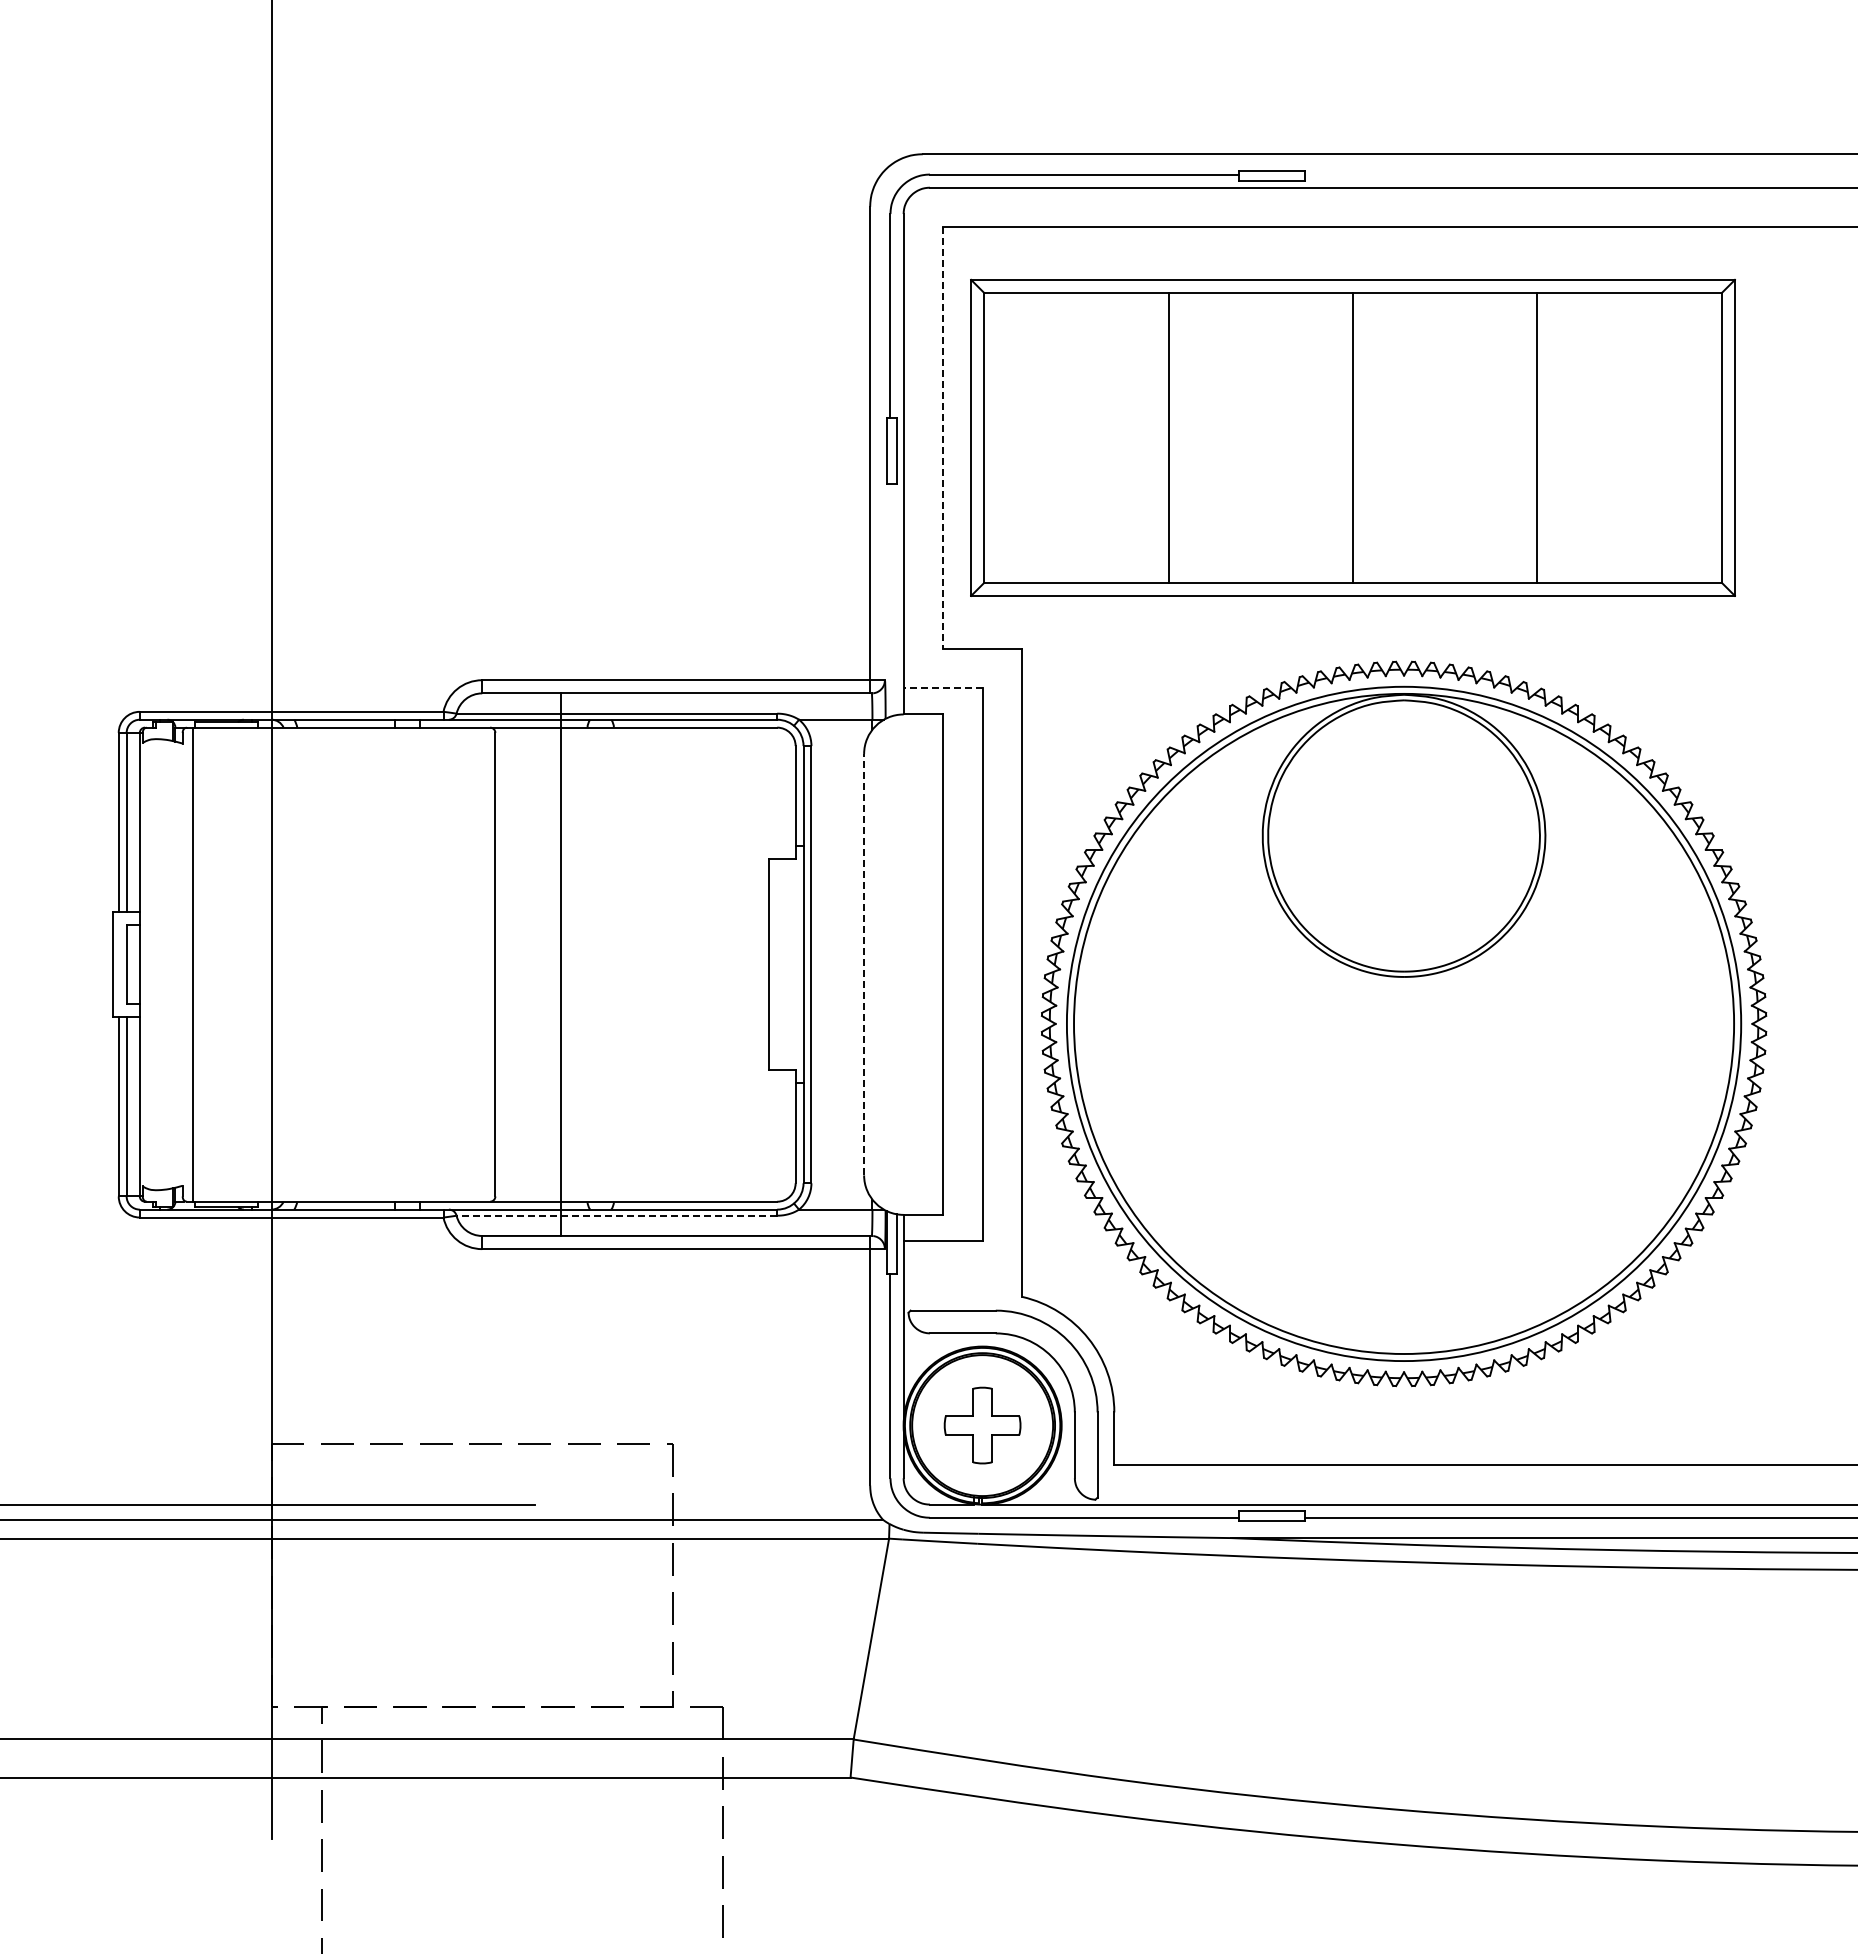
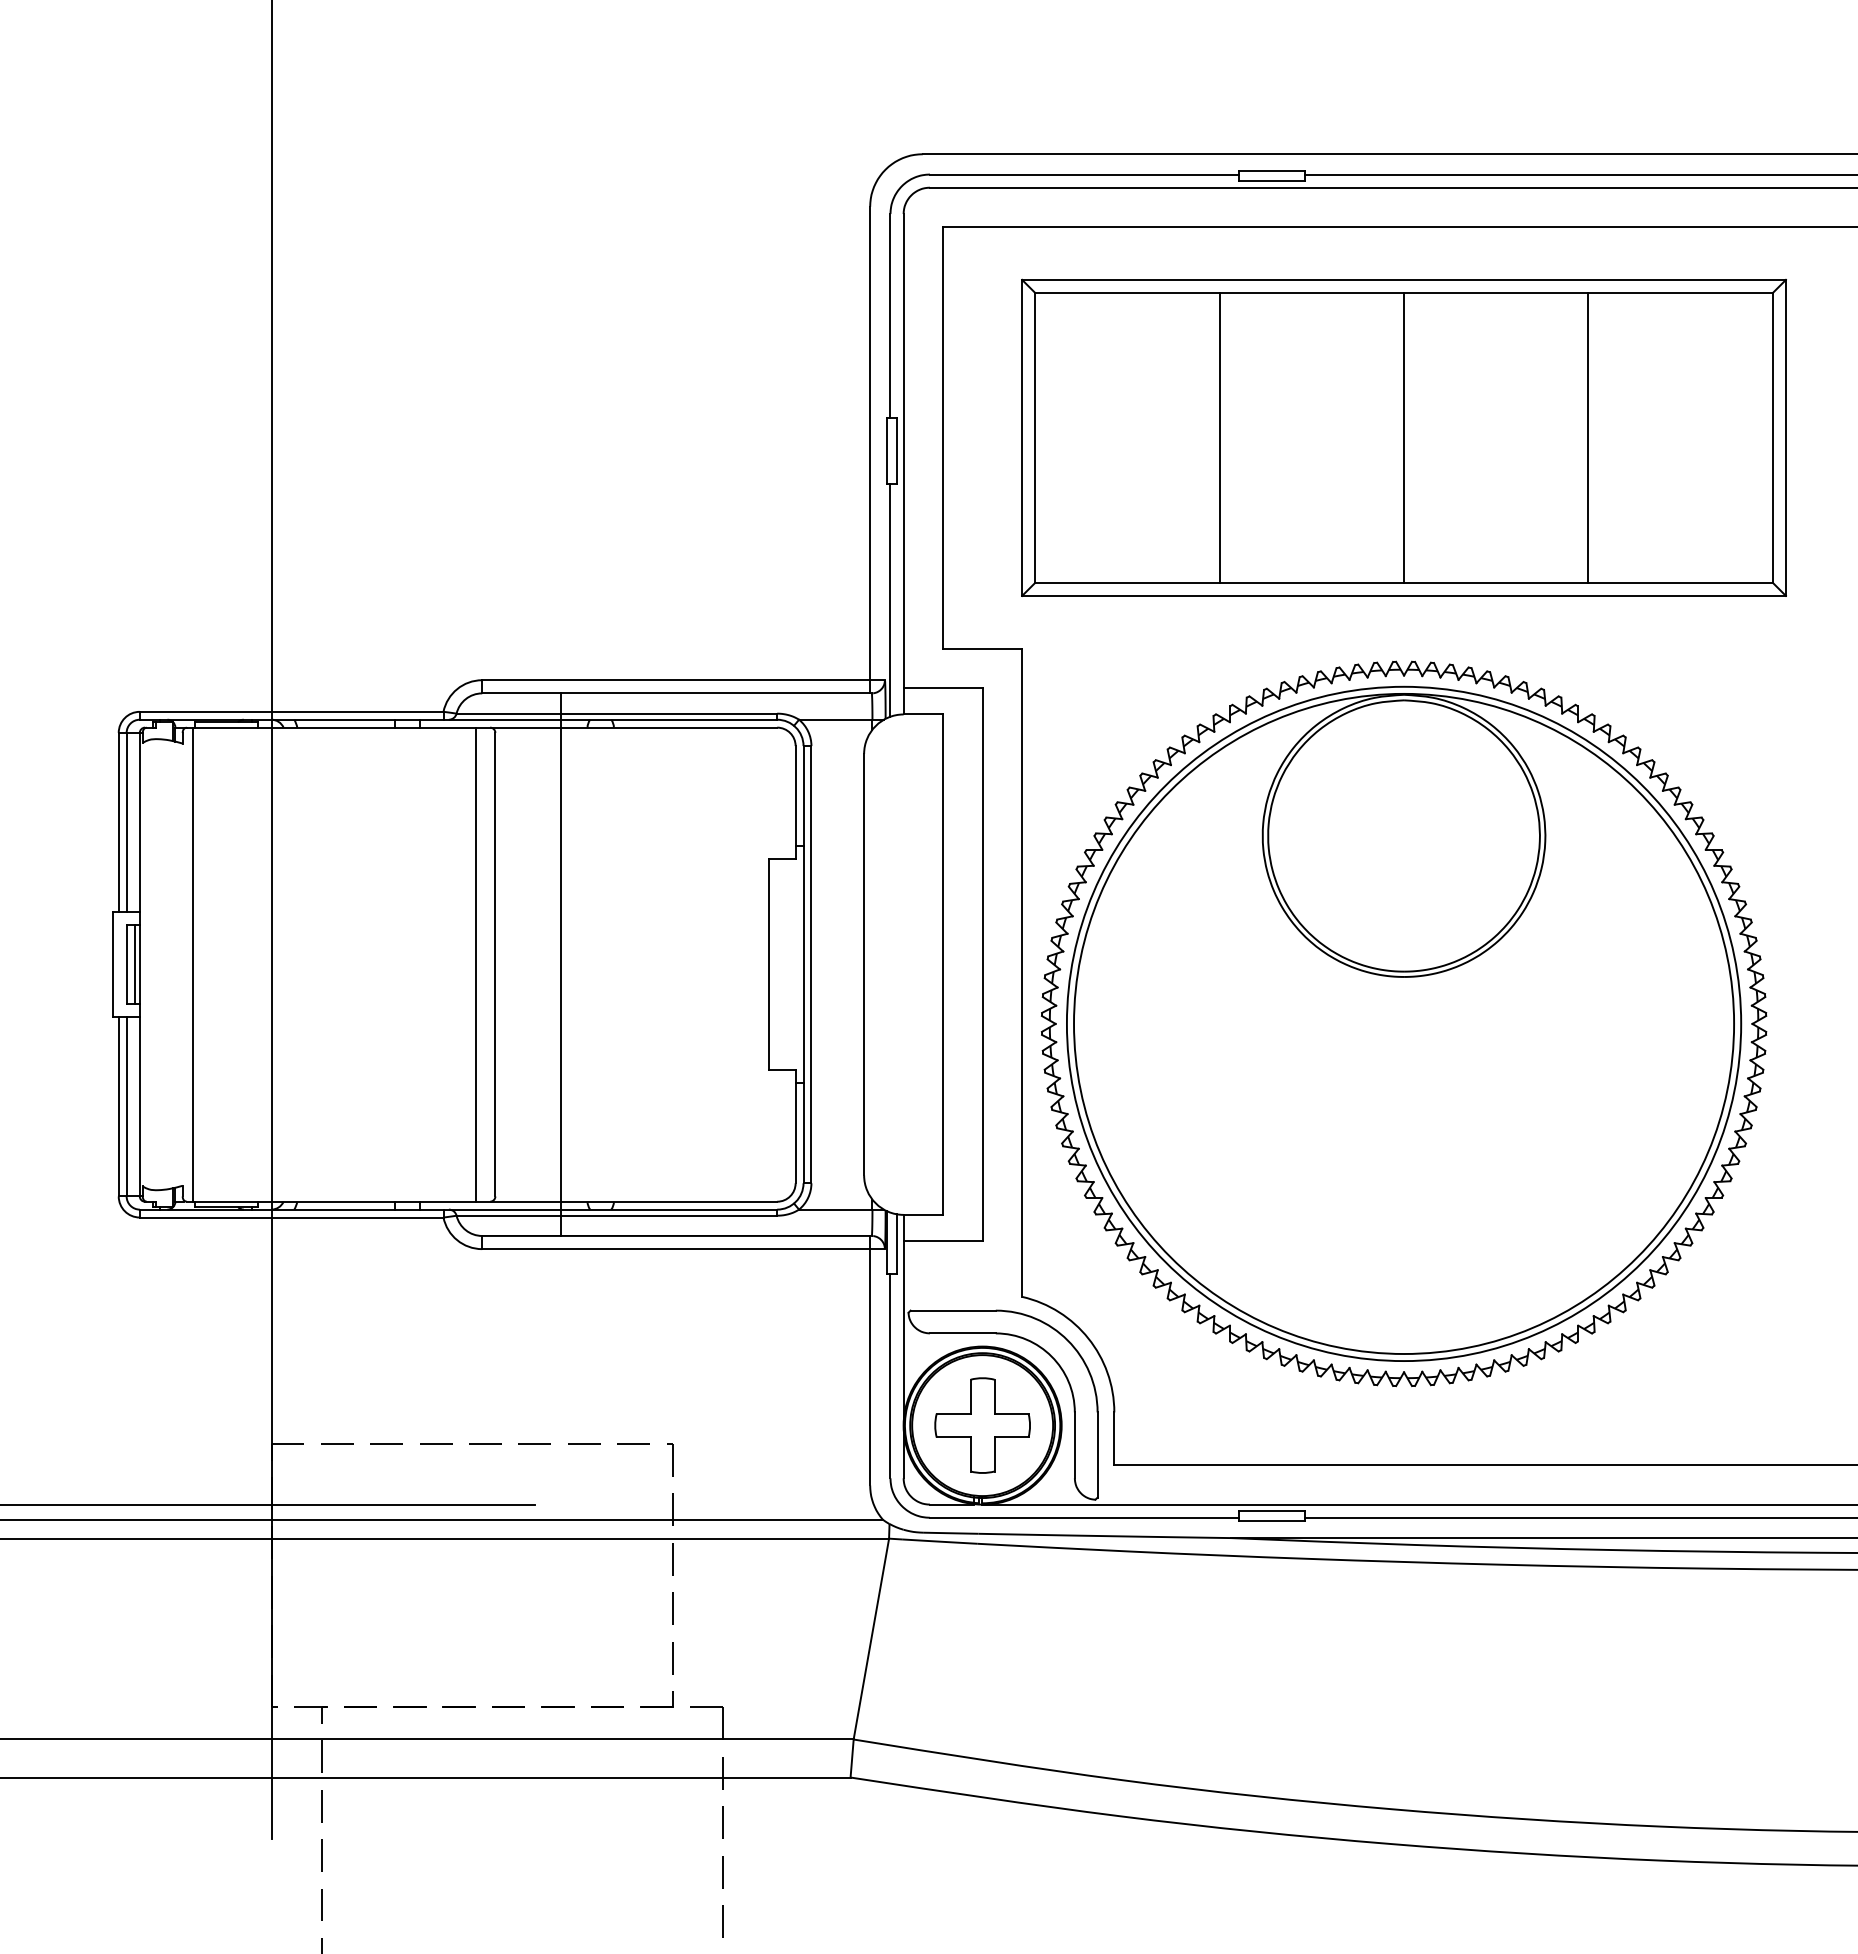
line: none -> present (1579, 174)
line: dashed -> solid (943, 437)
part position: (1352, 437) -> (1403, 437) (1403, 437)
line: none -> present (890, 600)
line: dashed -> solid (943, 688)
line: none -> present (135, 964)
line: none -> present (475, 964)
line: dashed -> solid (864, 964)
line: dashed -> solid (616, 1215)
part size: 79x79 px -> 97x97 px (982, 1425)
